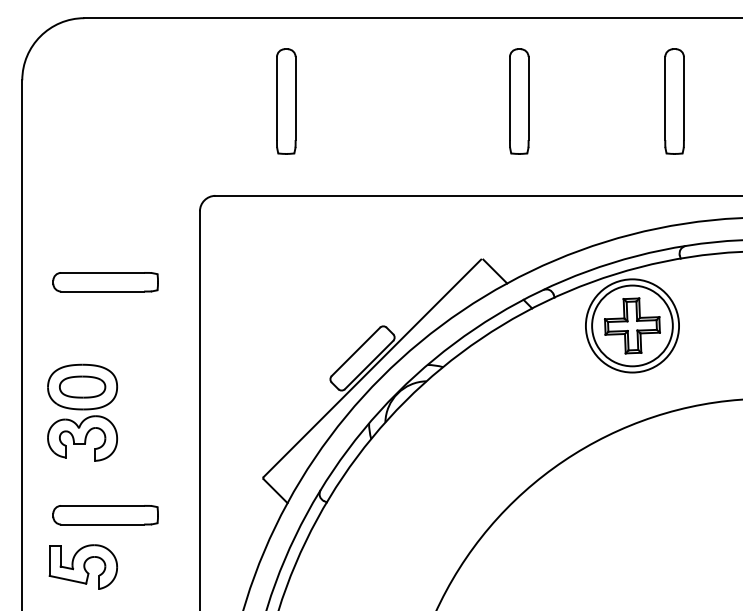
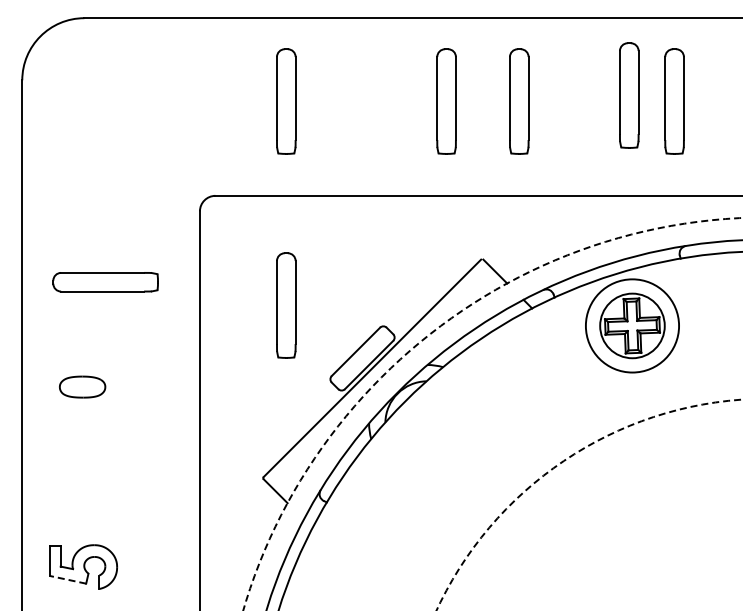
part: none -> present (629, 95)
part: none -> present (446, 101)
part: none -> present (286, 305)
circle diameter: 81 px -> 65 px (632, 325)
part: present -> none (82, 412)
circle: solid -> dashed (492, 414)
arc: solid -> dashed (560, 463)
part: present -> none (105, 515)
line: solid -> dashed (67, 579)
